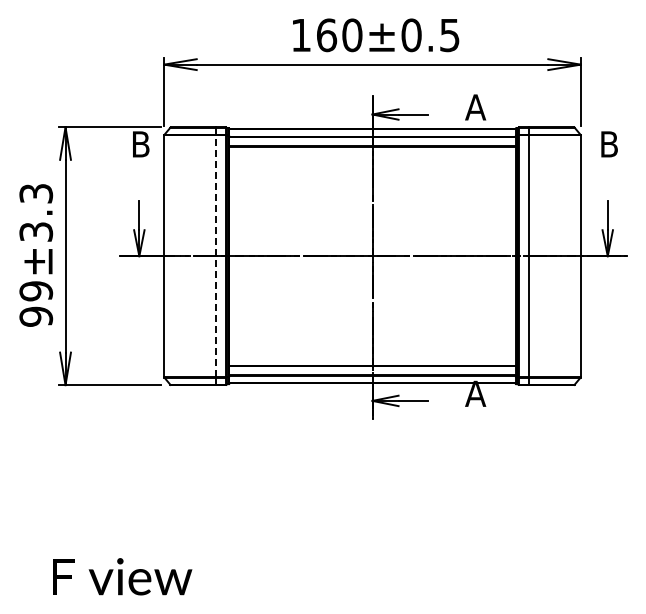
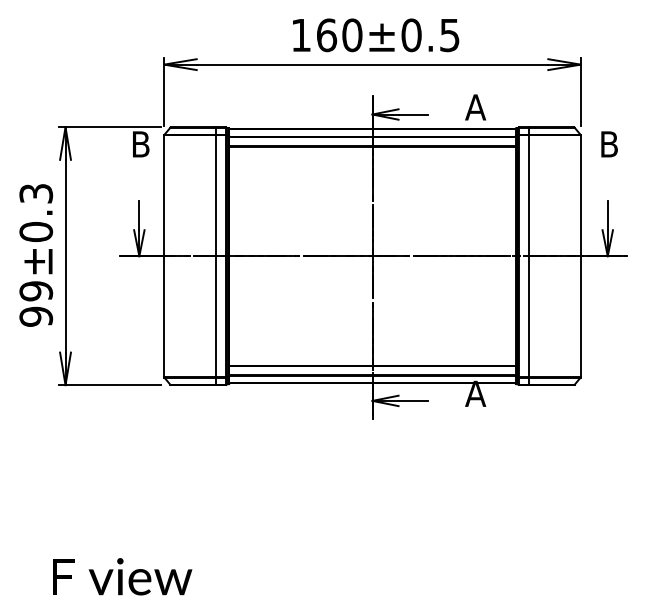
text: 99±3.3 -> 99±0.3 (36, 232)
line: dashed -> solid (216, 256)
